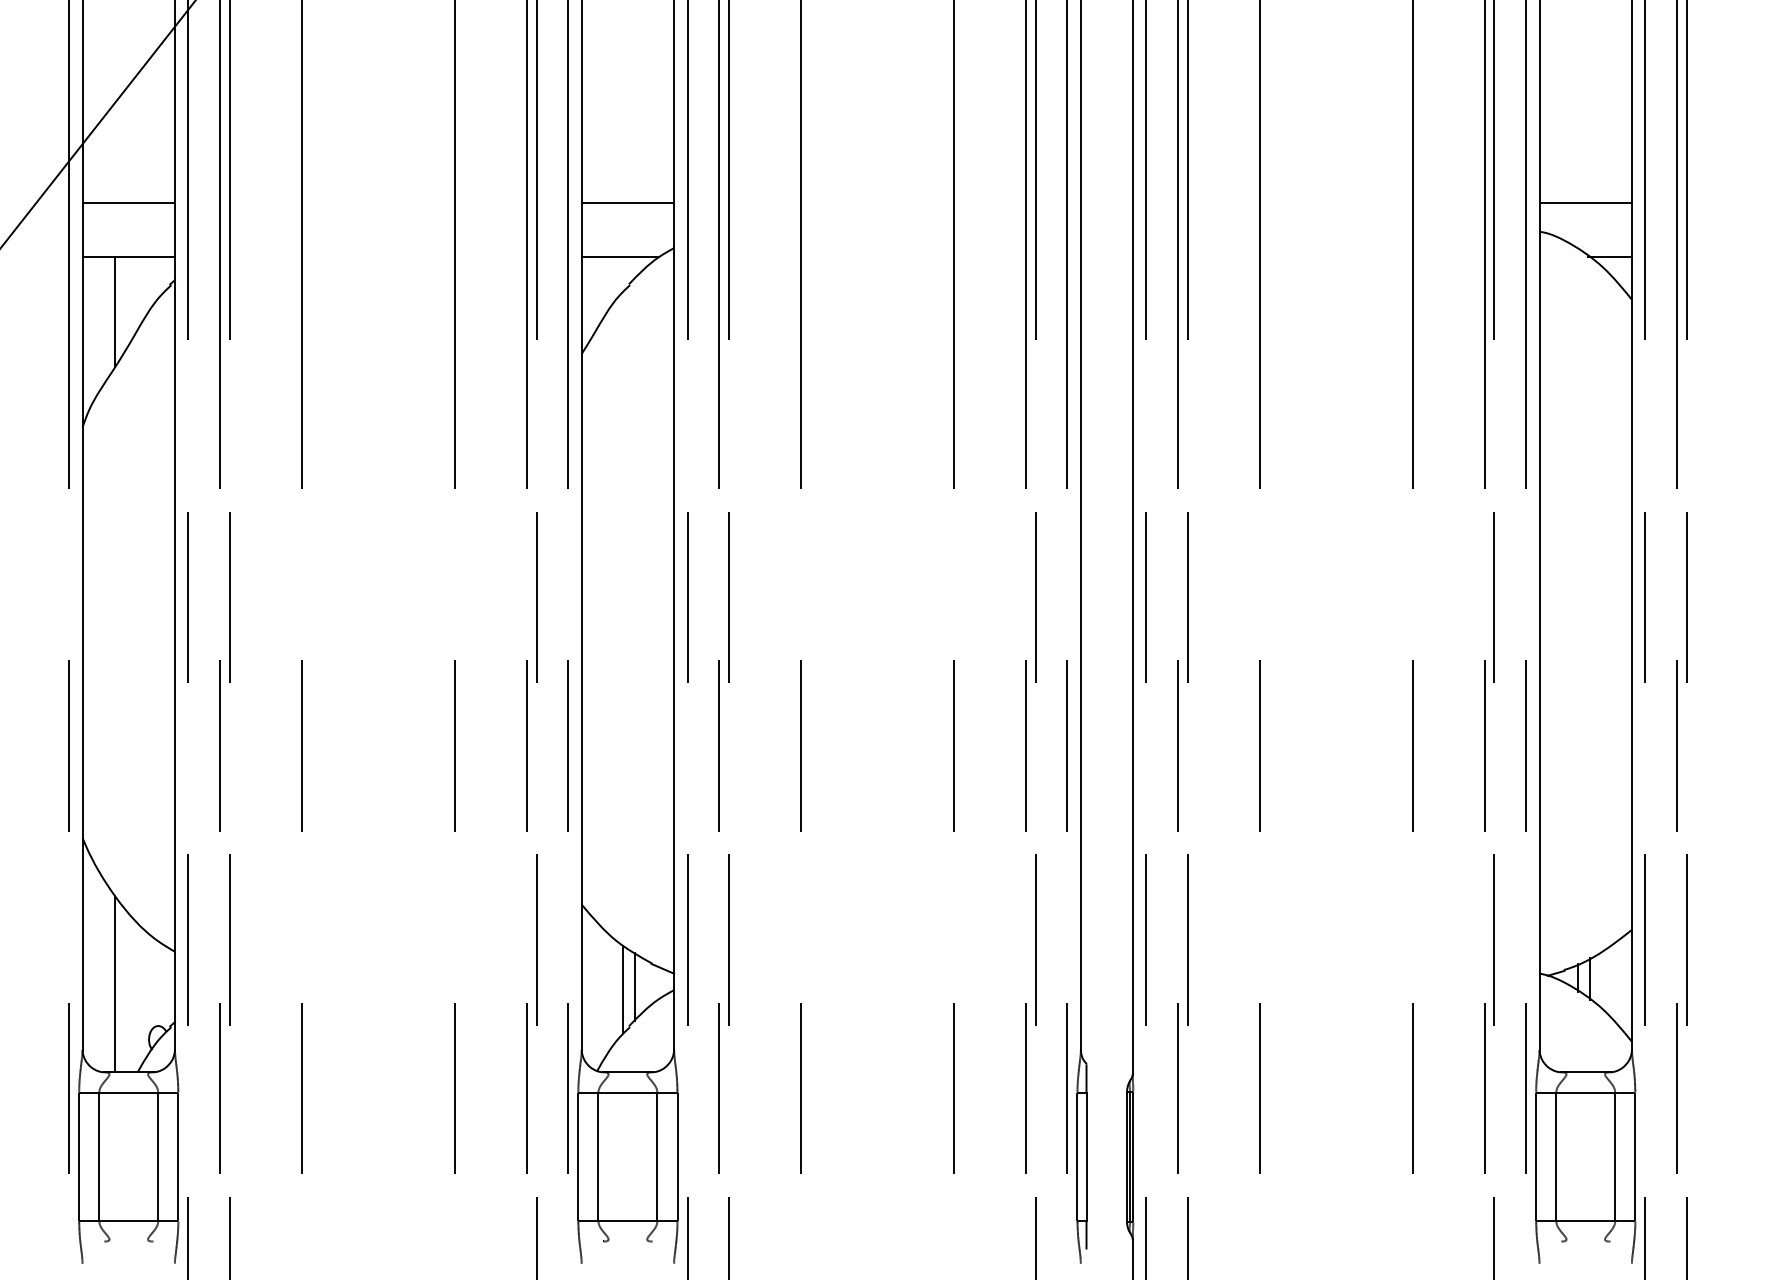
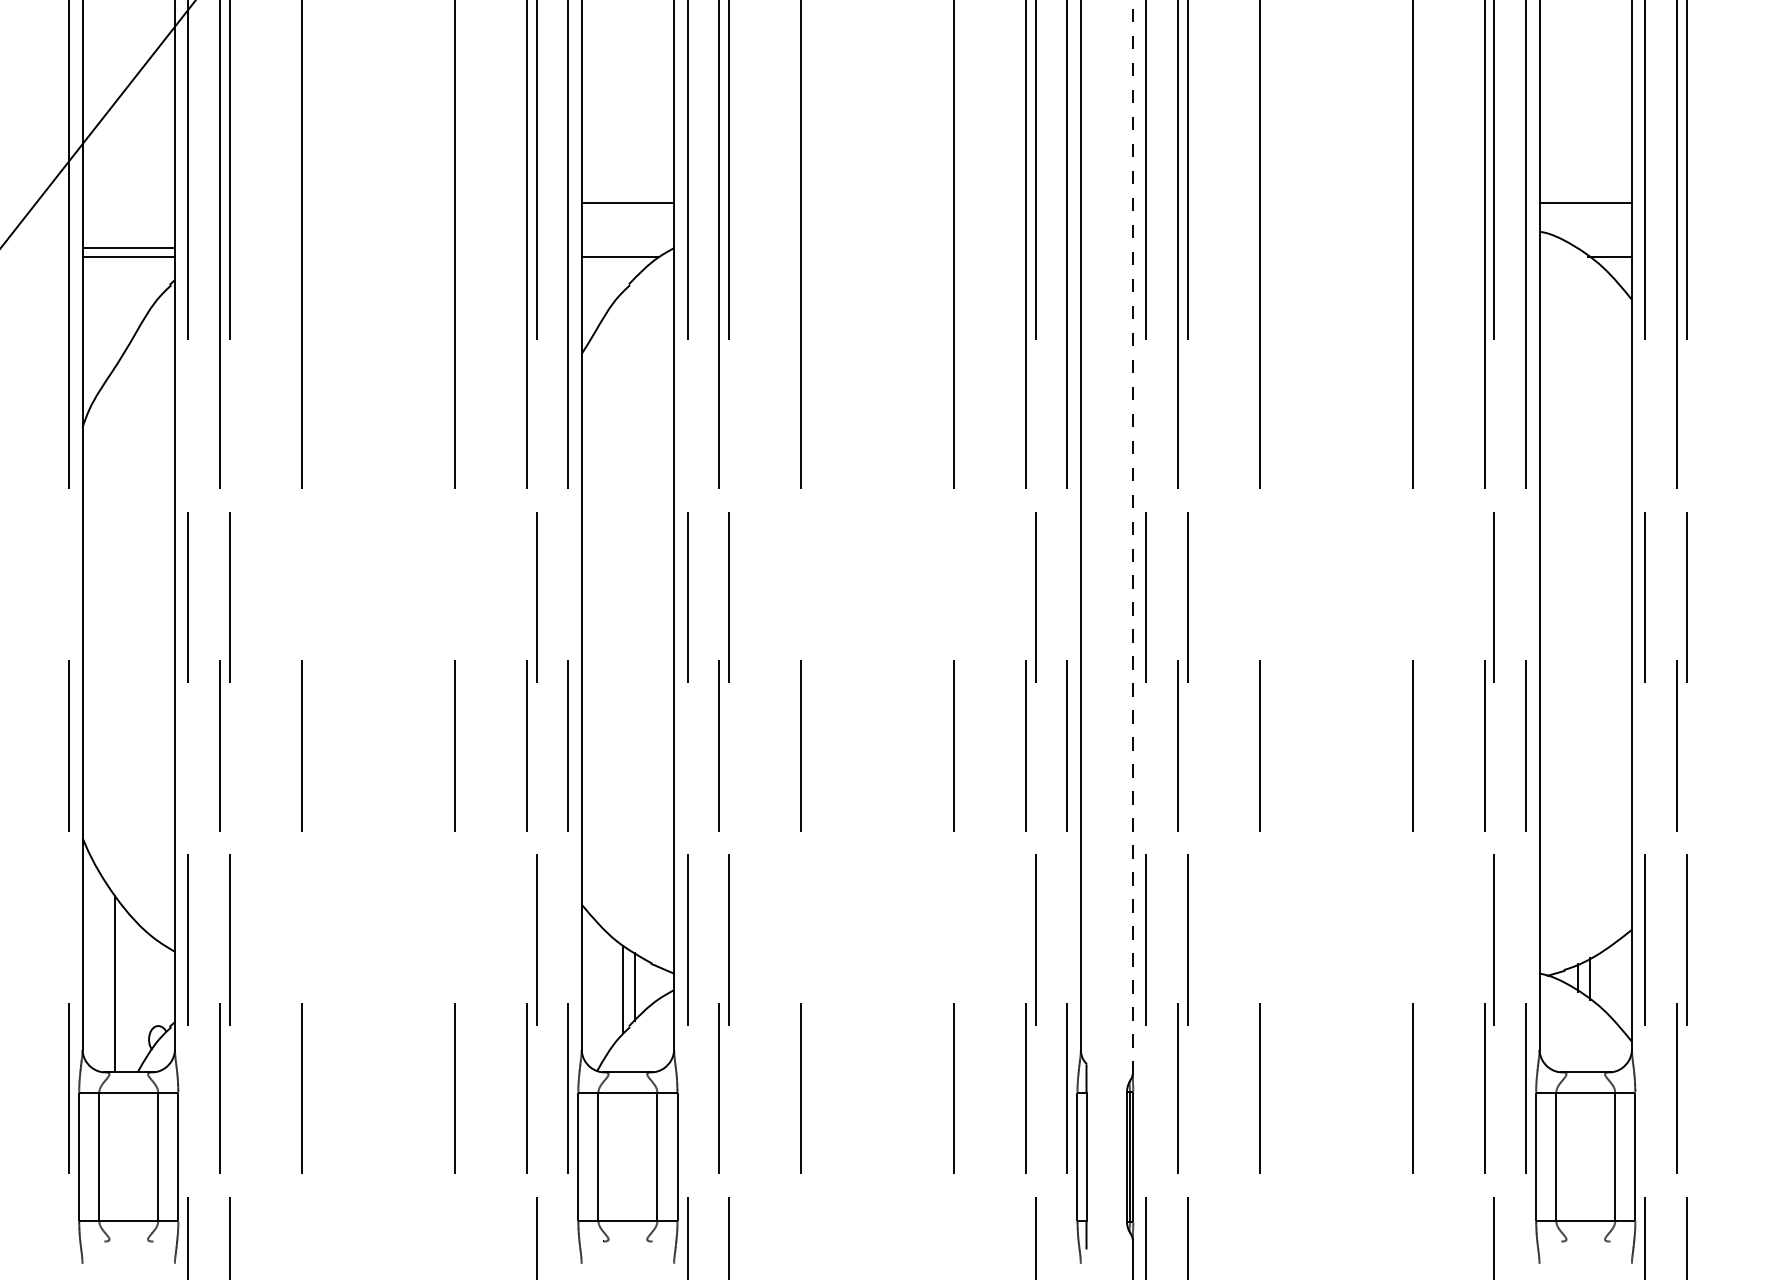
line position: (128, 203) -> (128, 248) (128, 248)
line: present -> none (115, 311)
line: solid -> dashed (1132, 537)
